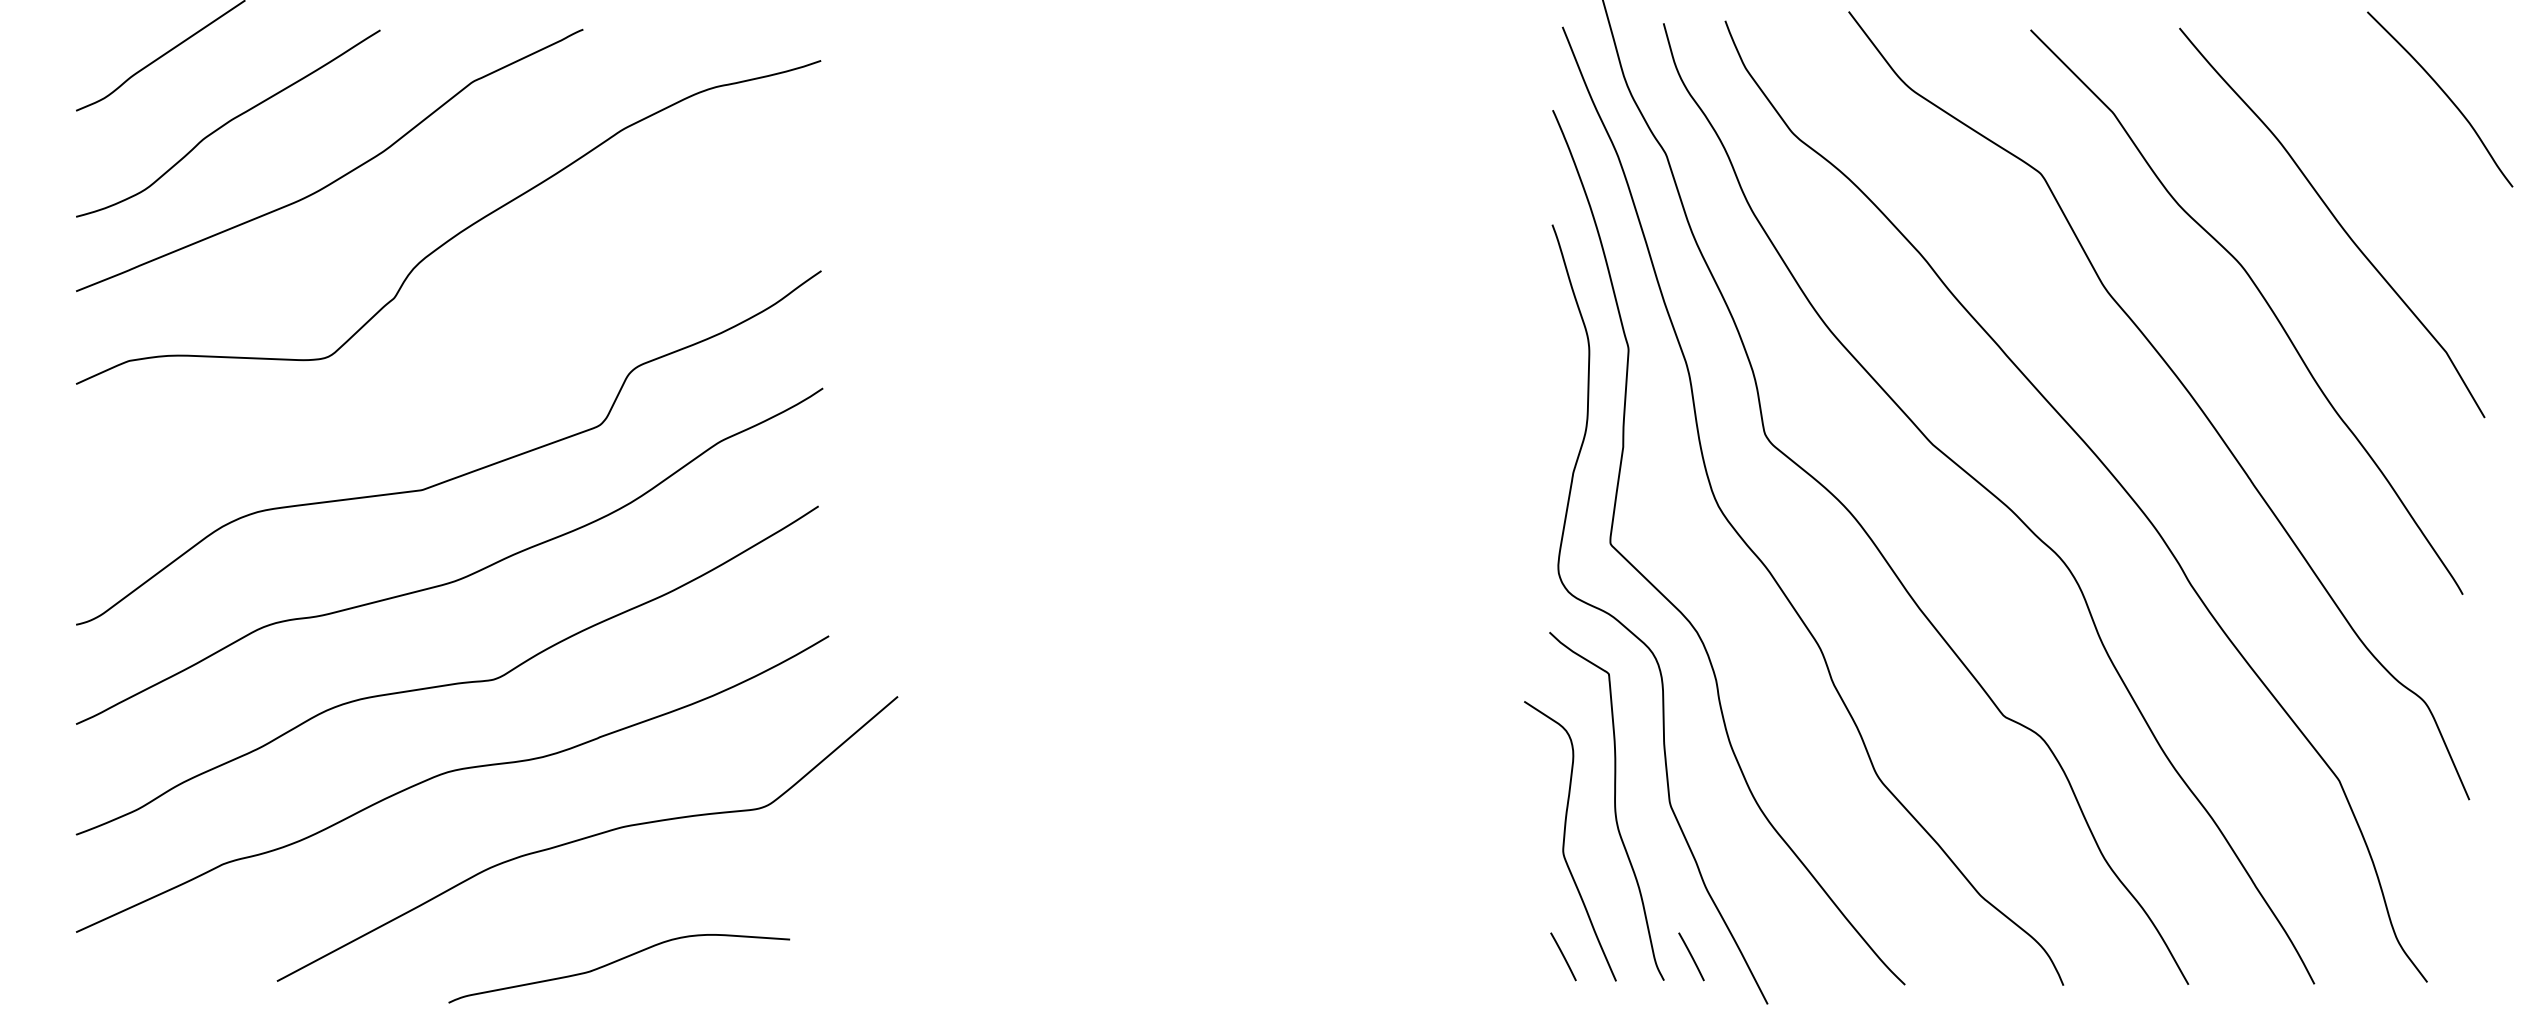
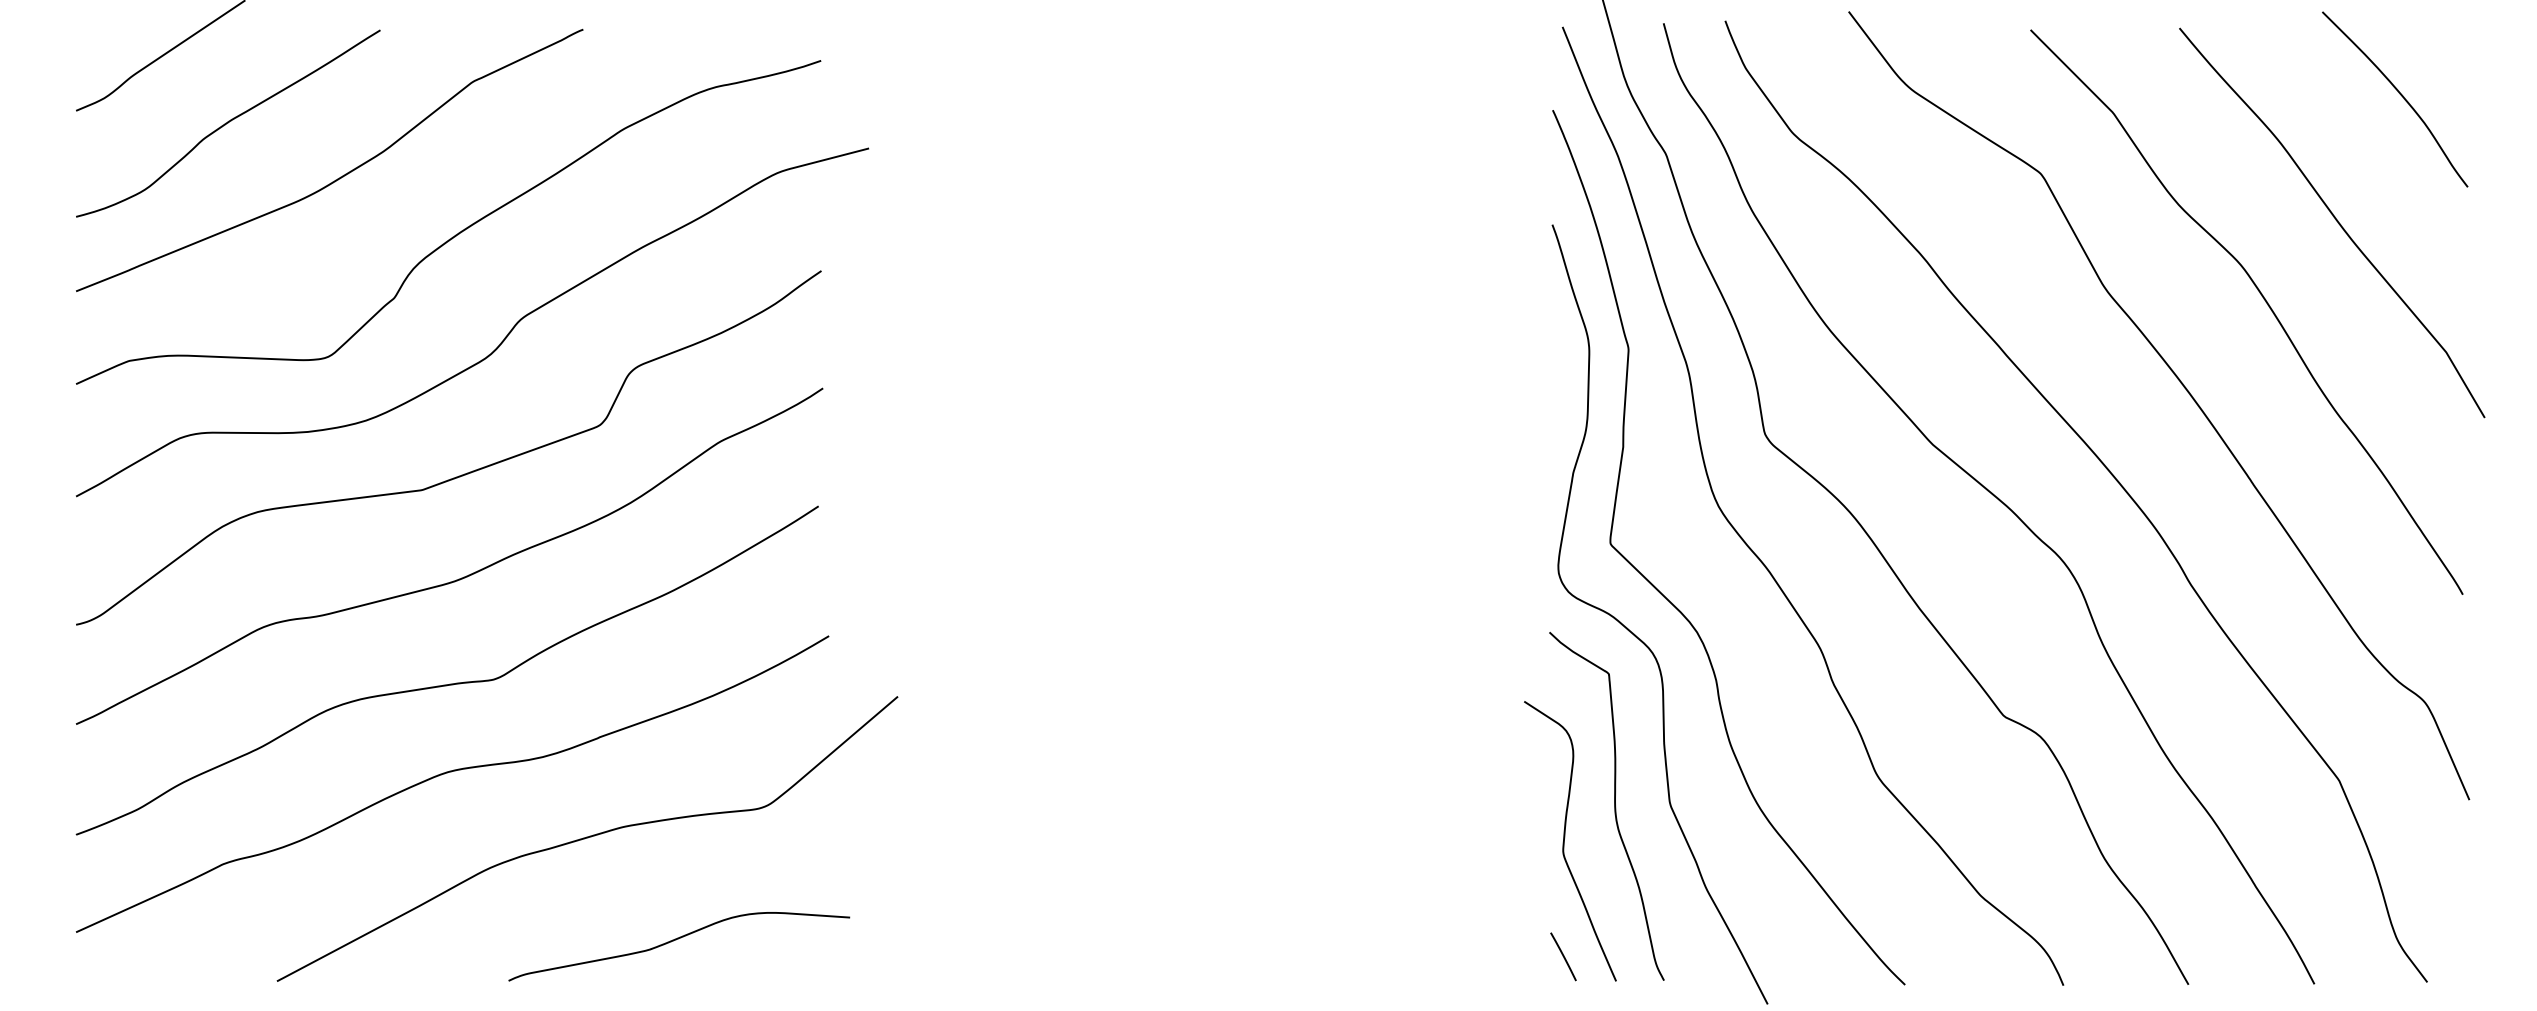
curve position: (2444, 94) -> (2399, 94) (2399, 94)
curve: none -> present (500, 342)
line: present -> none (1691, 956)
curve position: (616, 962) -> (676, 940) (676, 940)
